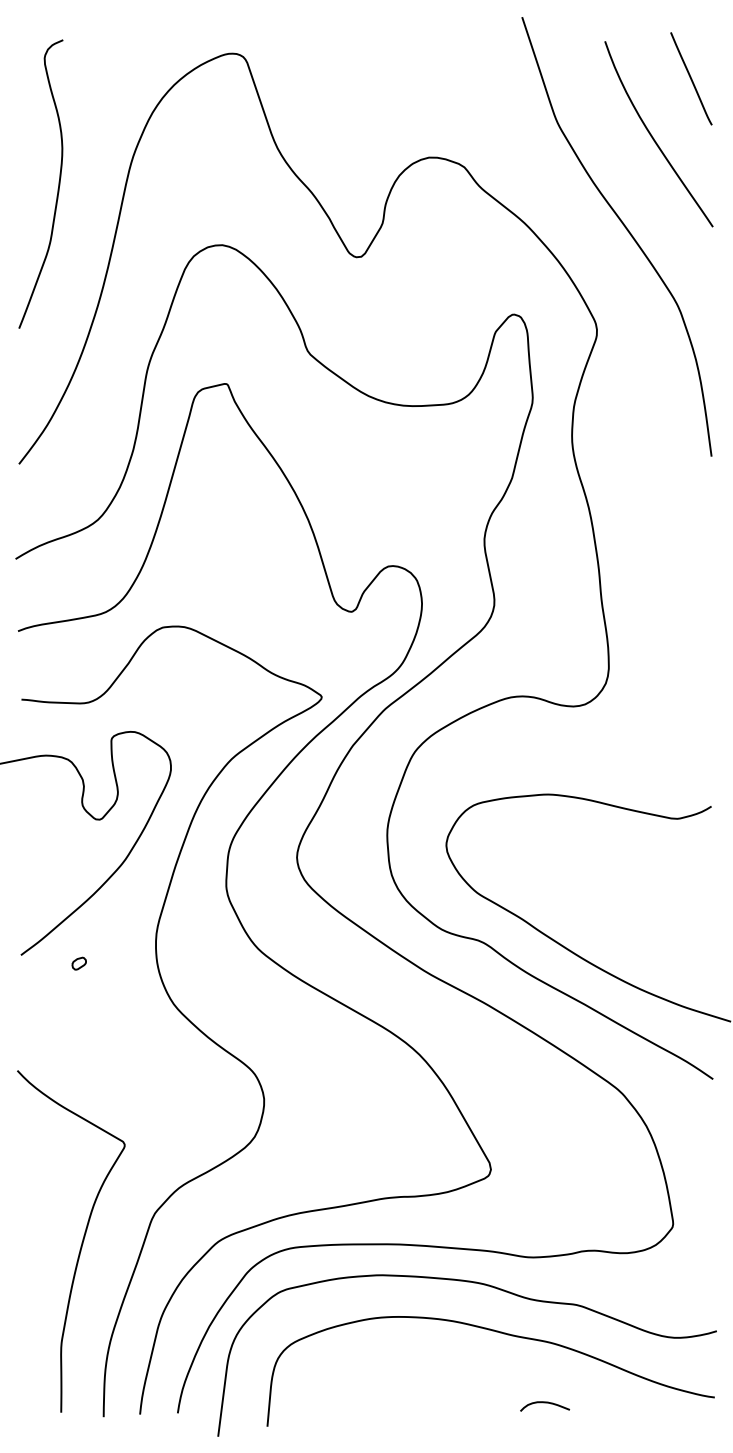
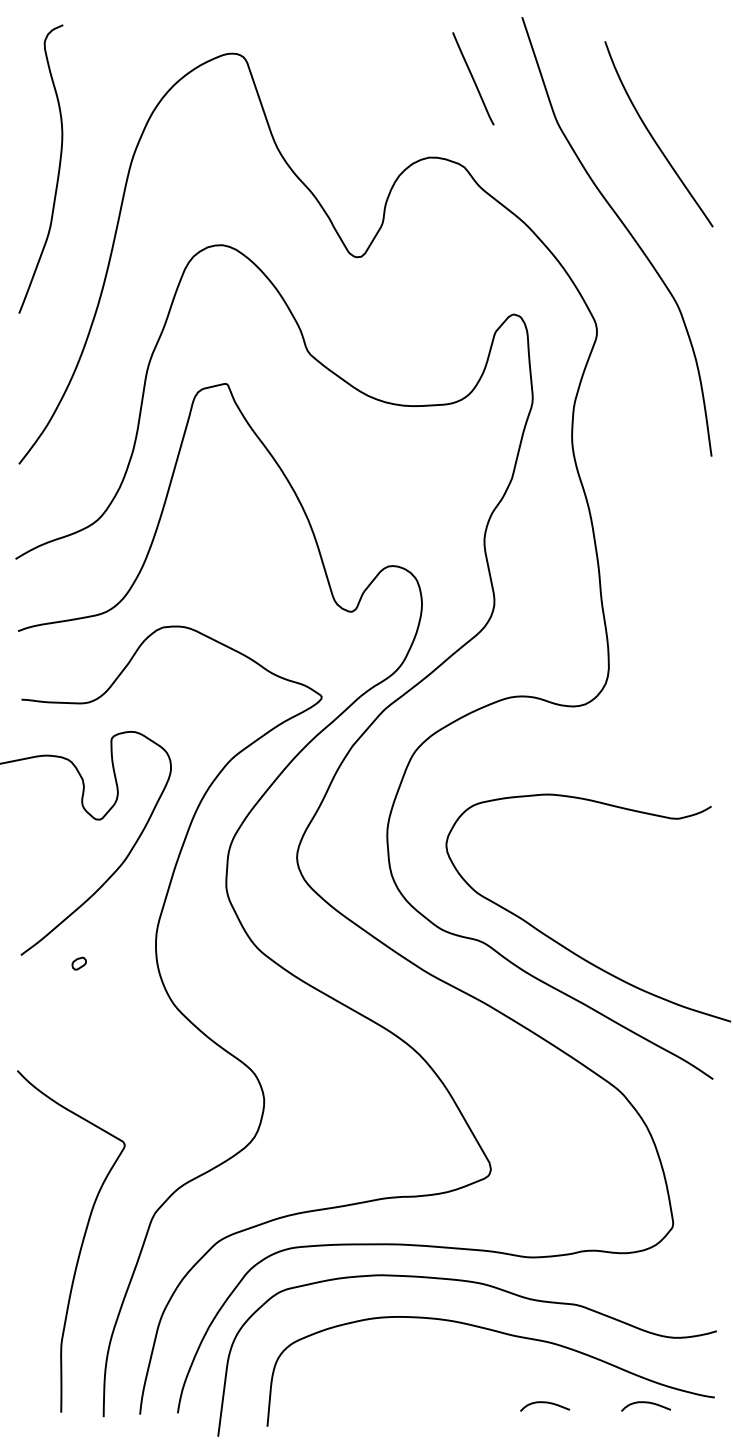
line position: (691, 78) -> (473, 78) (473, 78)
curve position: (57, 188) -> (57, 173) (57, 173)
curve: none -> present (646, 1403)
